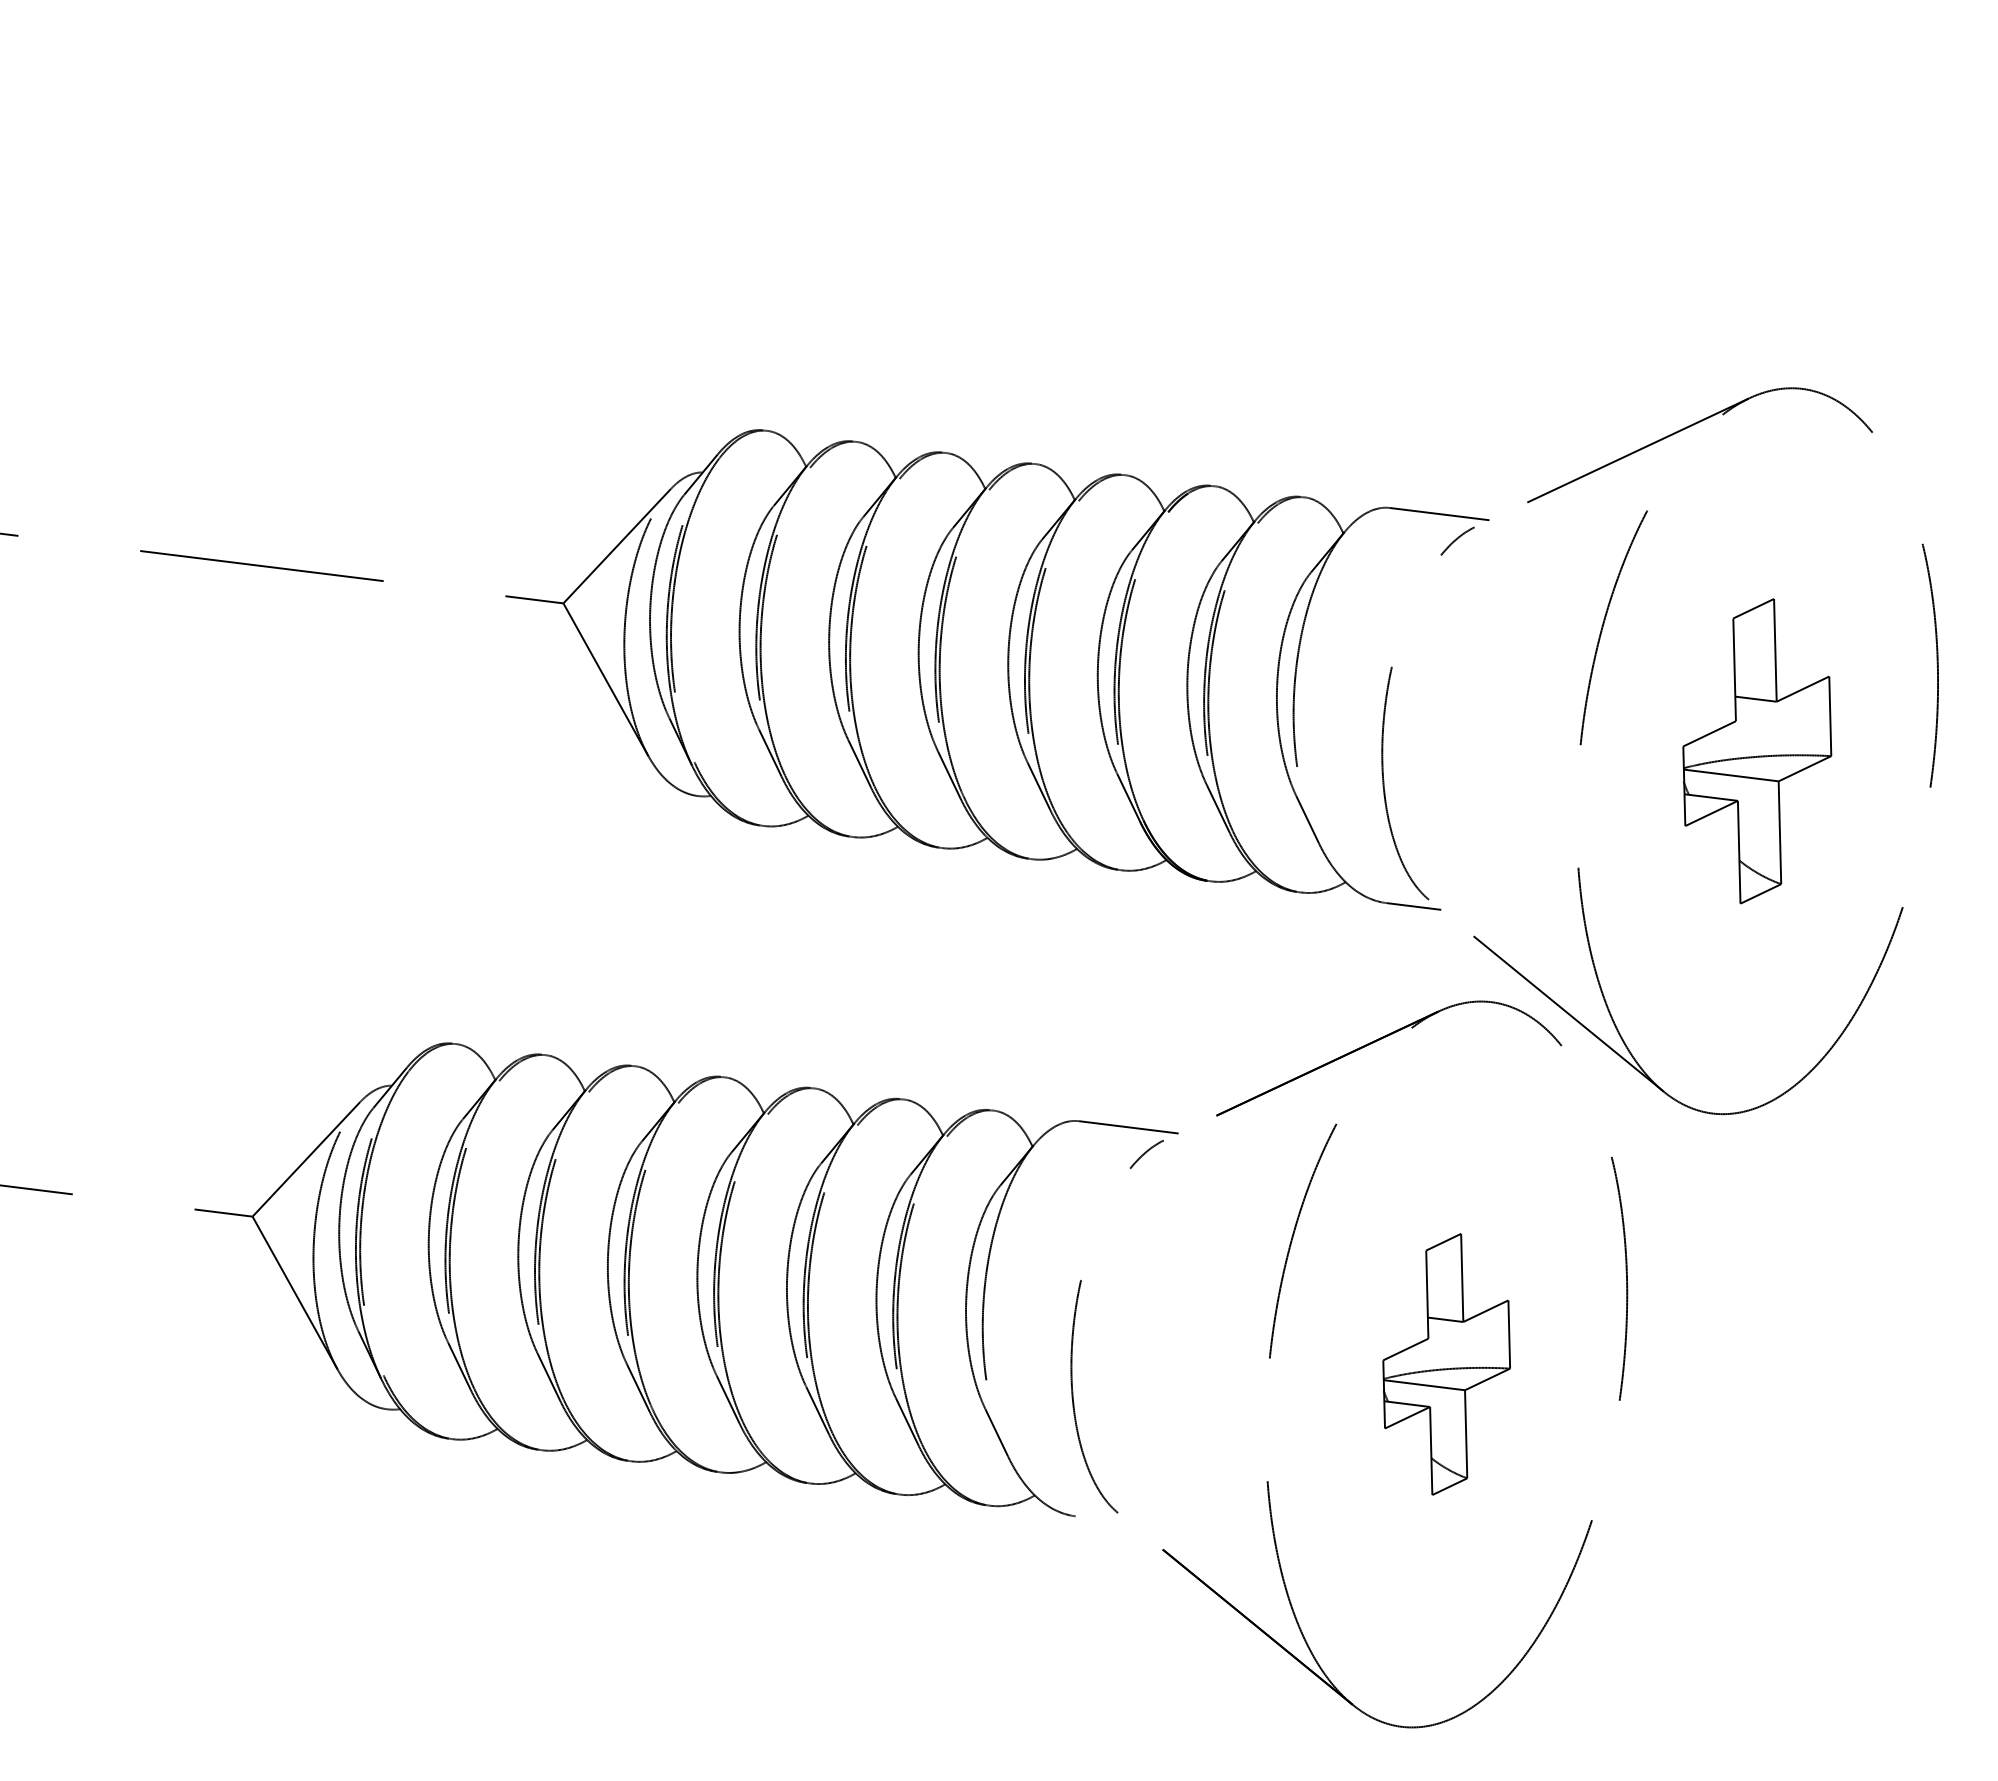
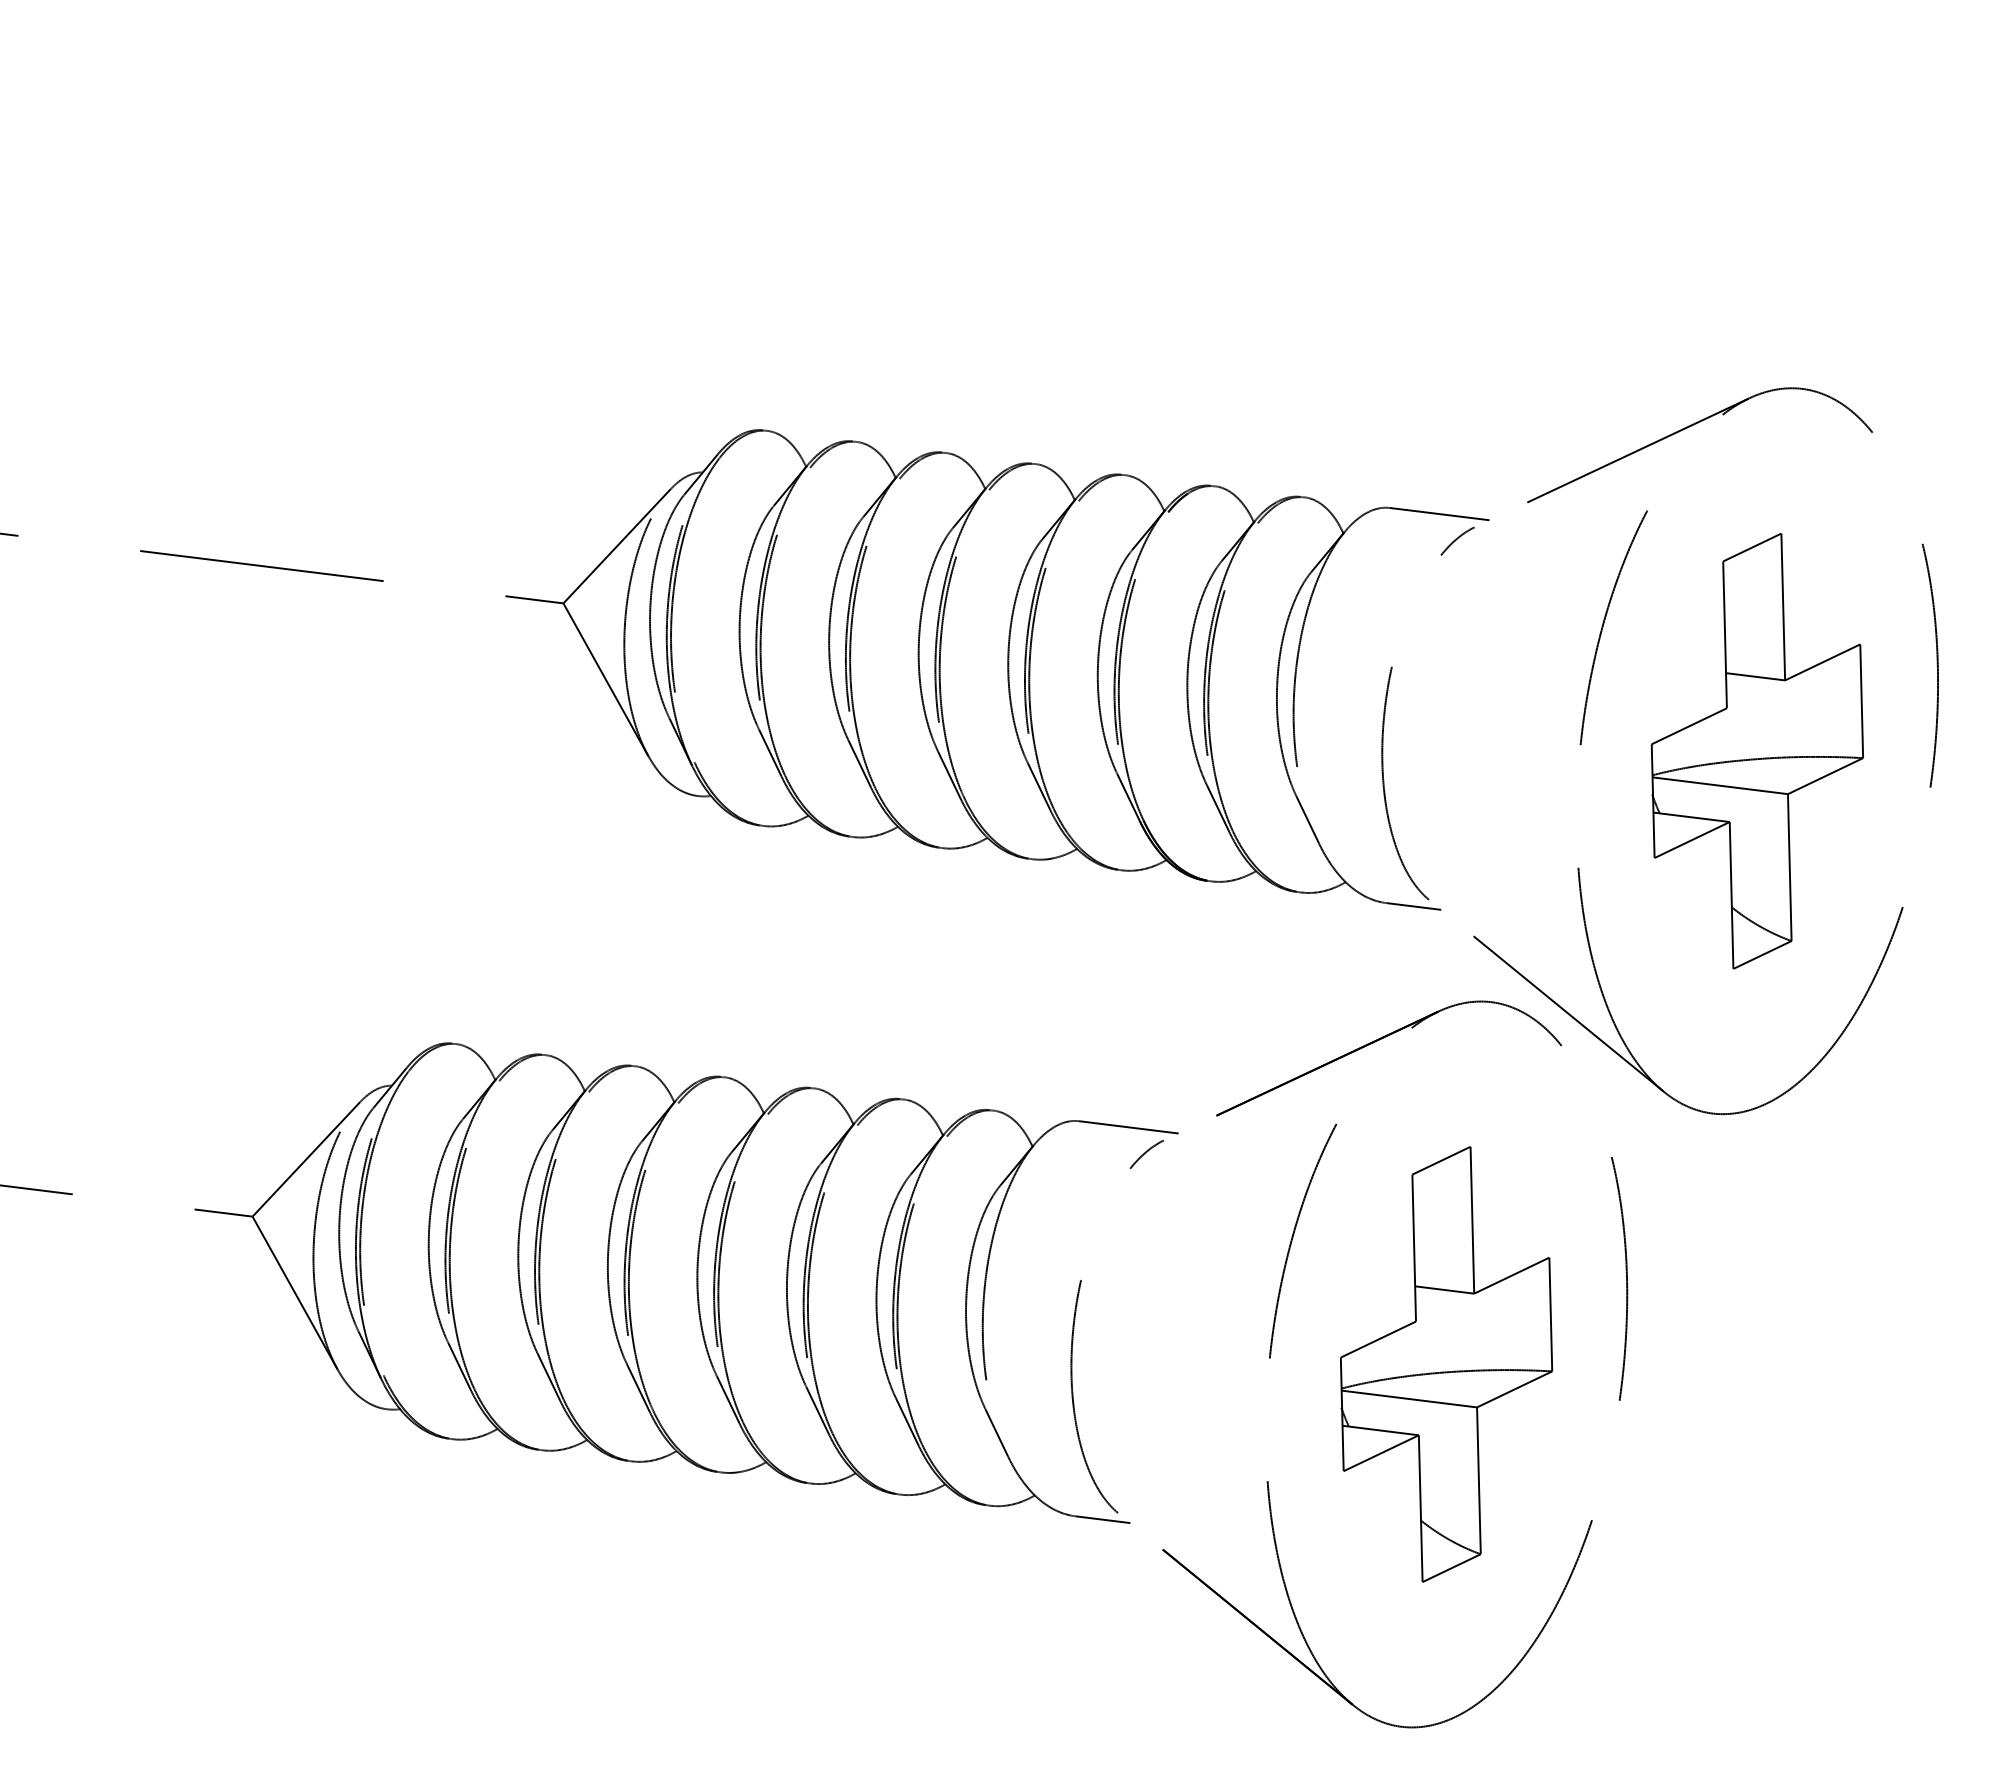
part size: 151x307 px -> 214x437 px (1756, 751)
part size: 129x263 px -> 214x437 px (1446, 1364)
line: none -> present (1102, 1519)
